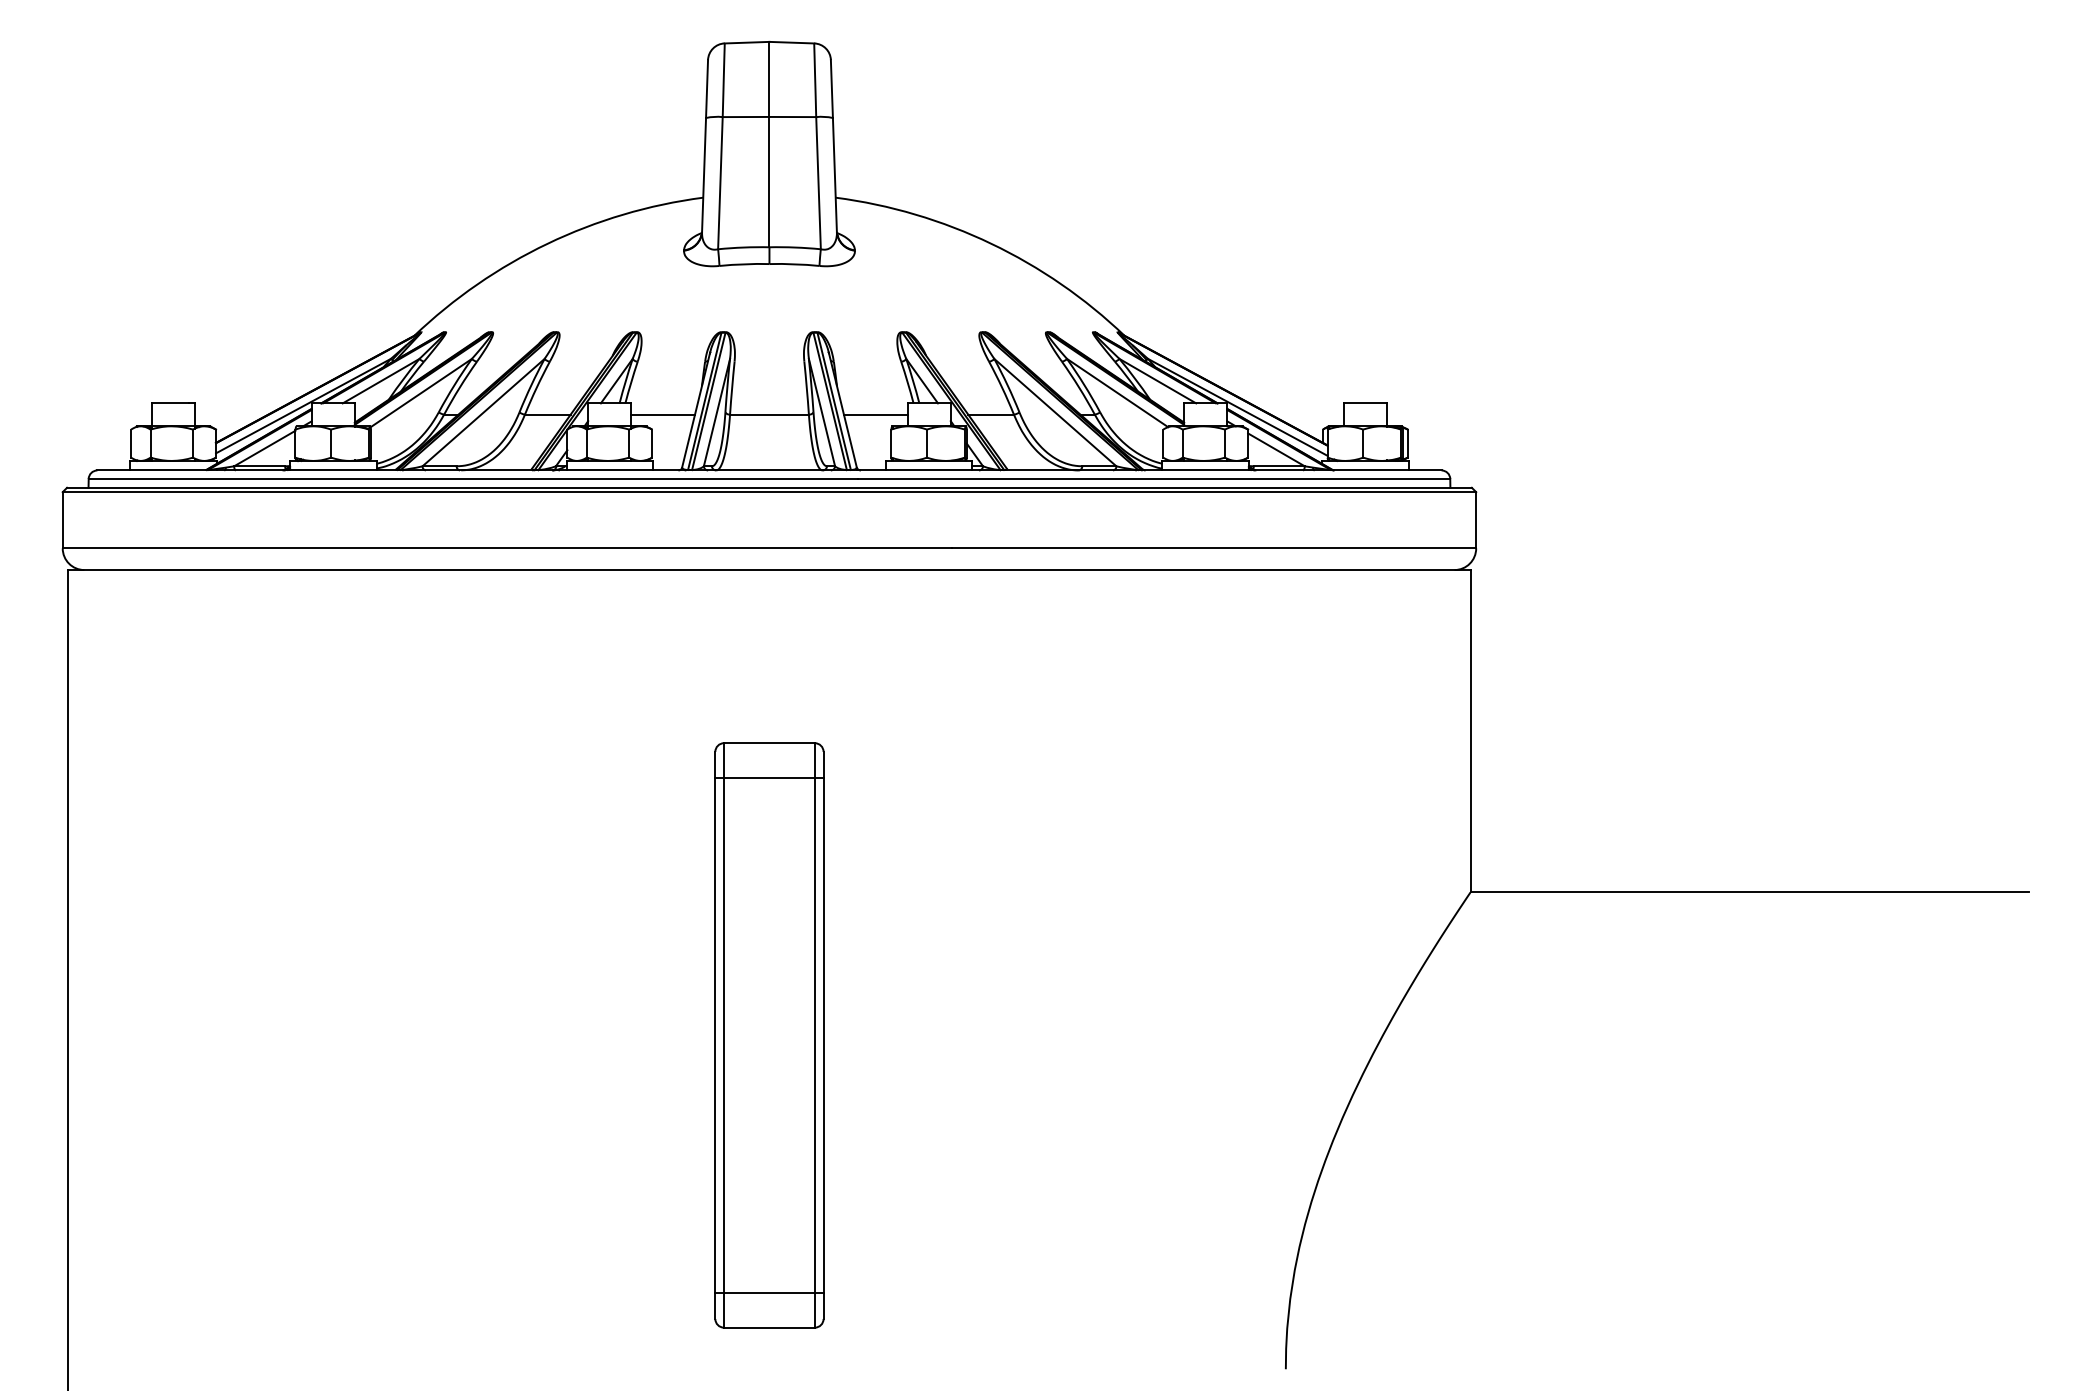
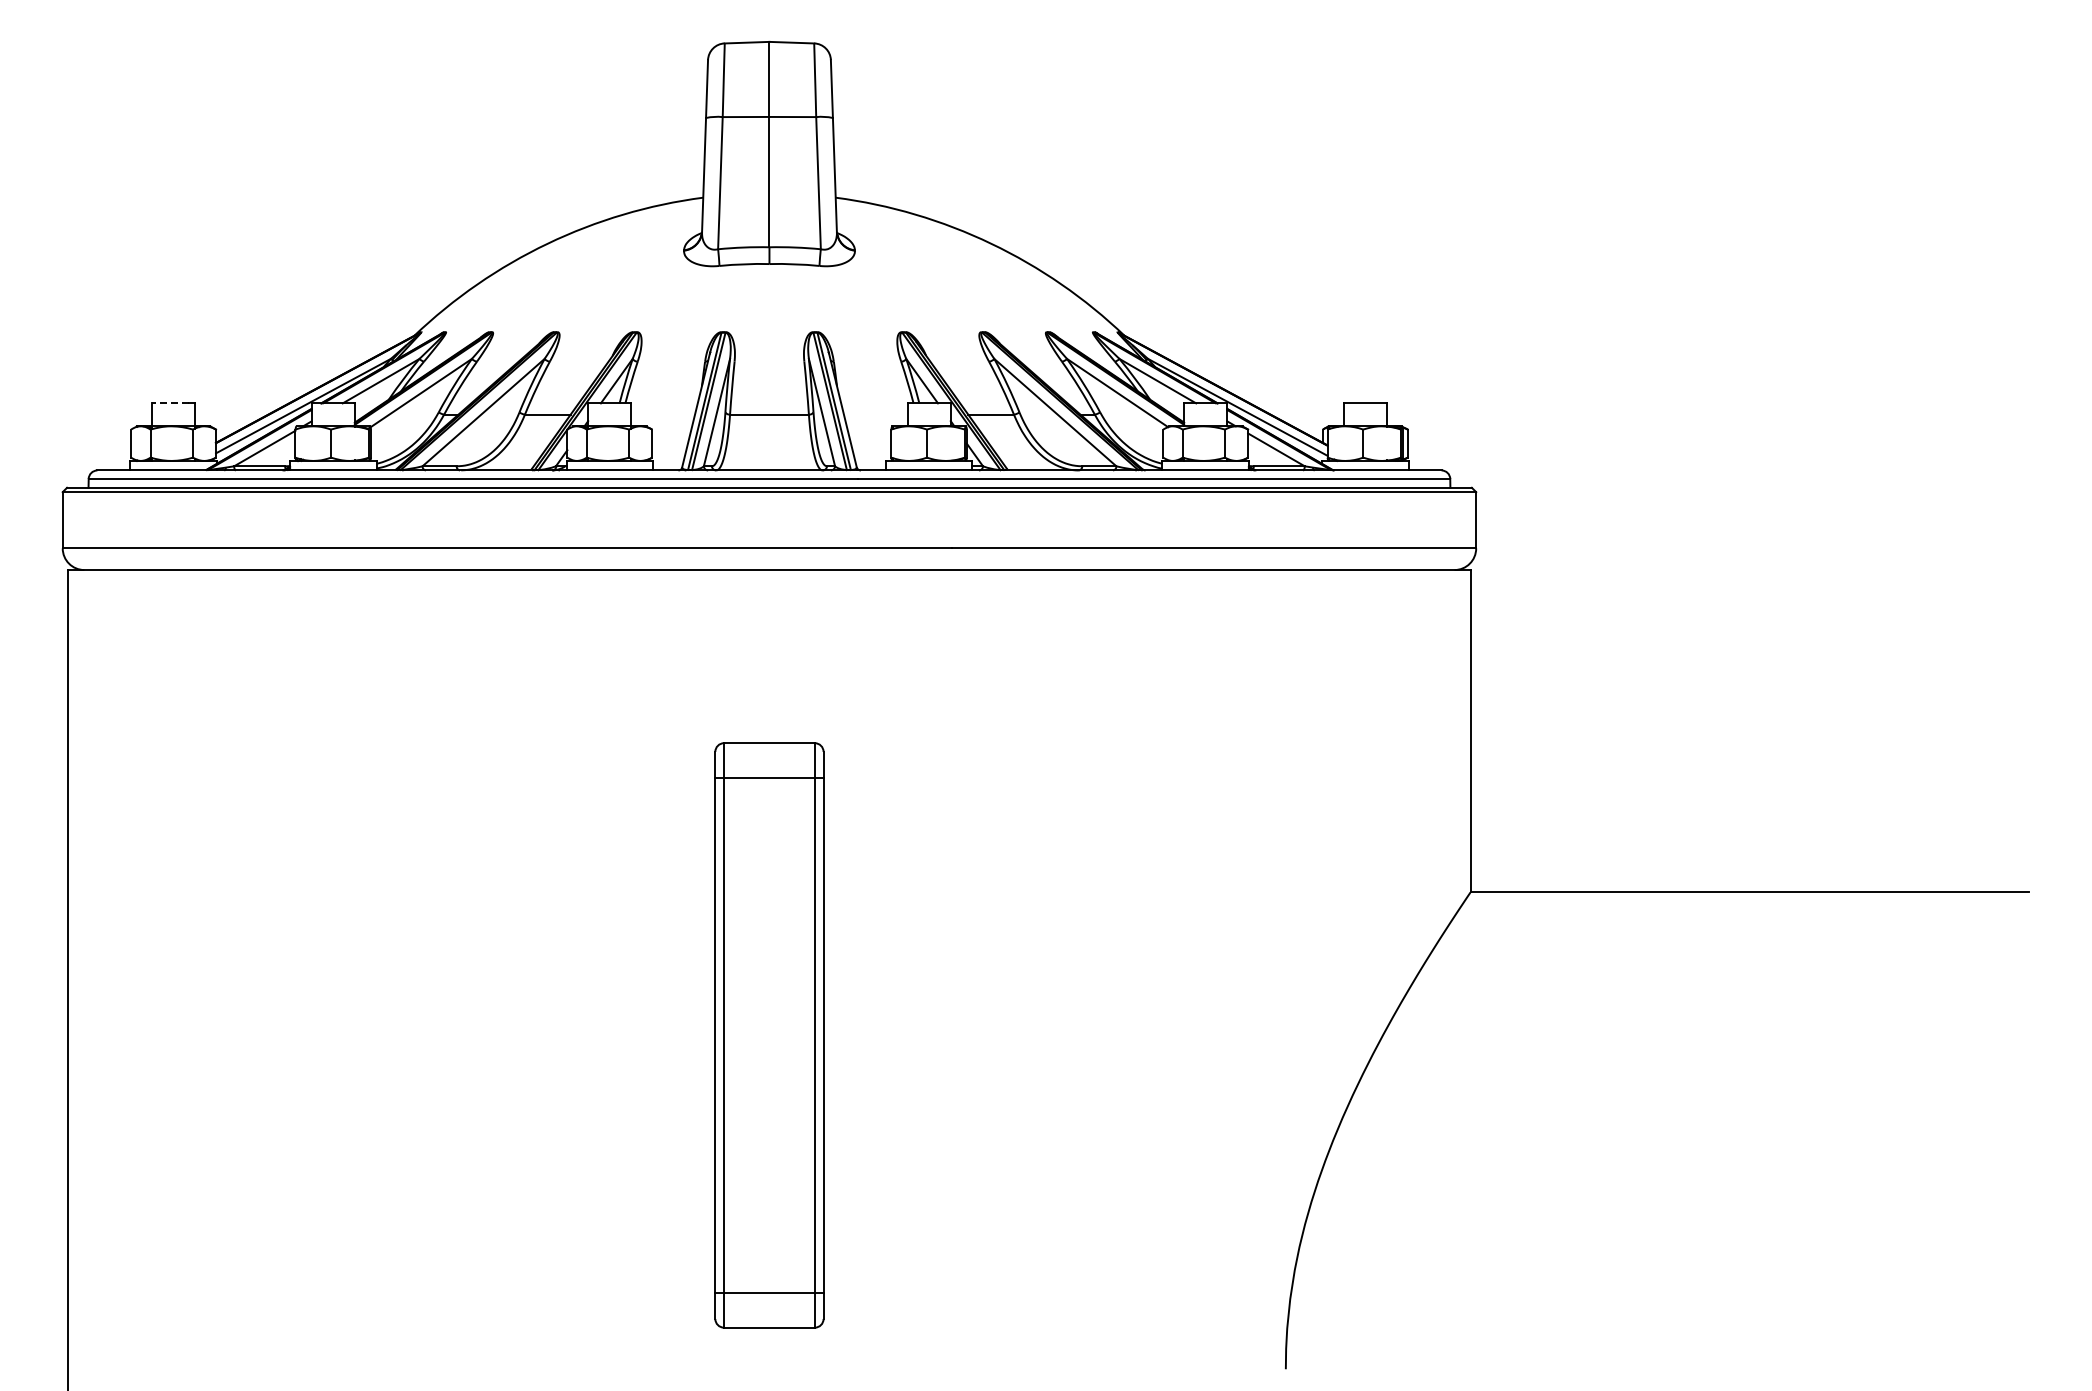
line: solid -> dashed (169, 403)
line: present -> none (663, 414)
line: present -> none (875, 414)
